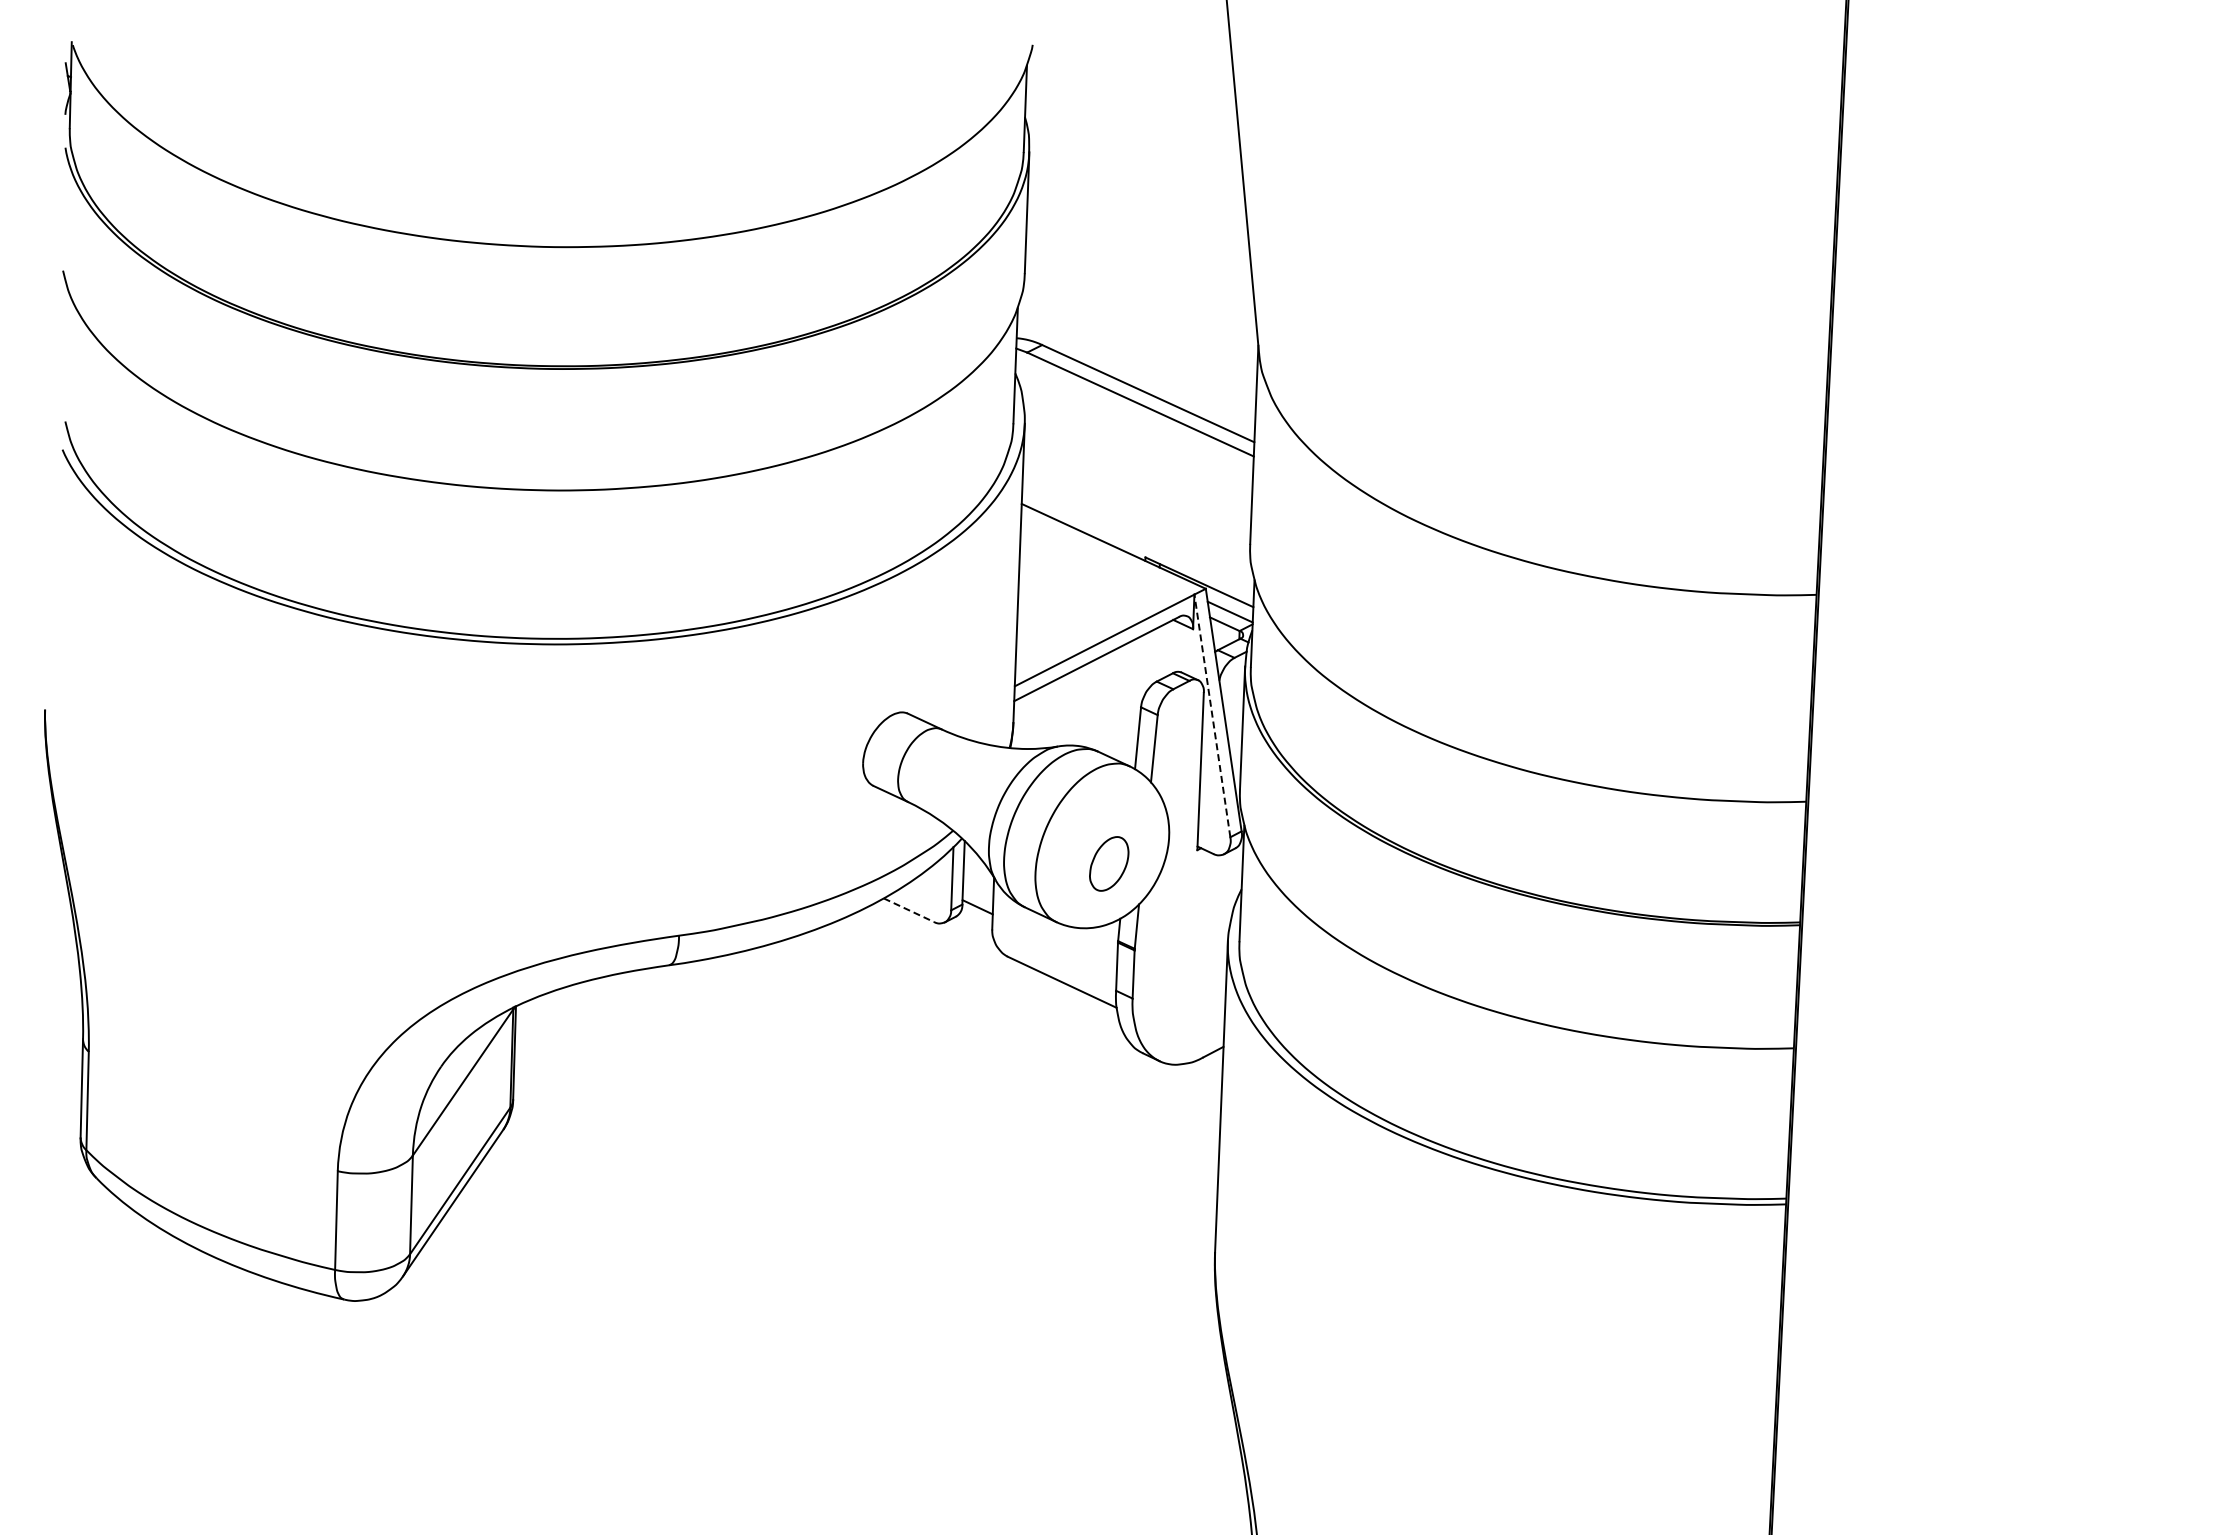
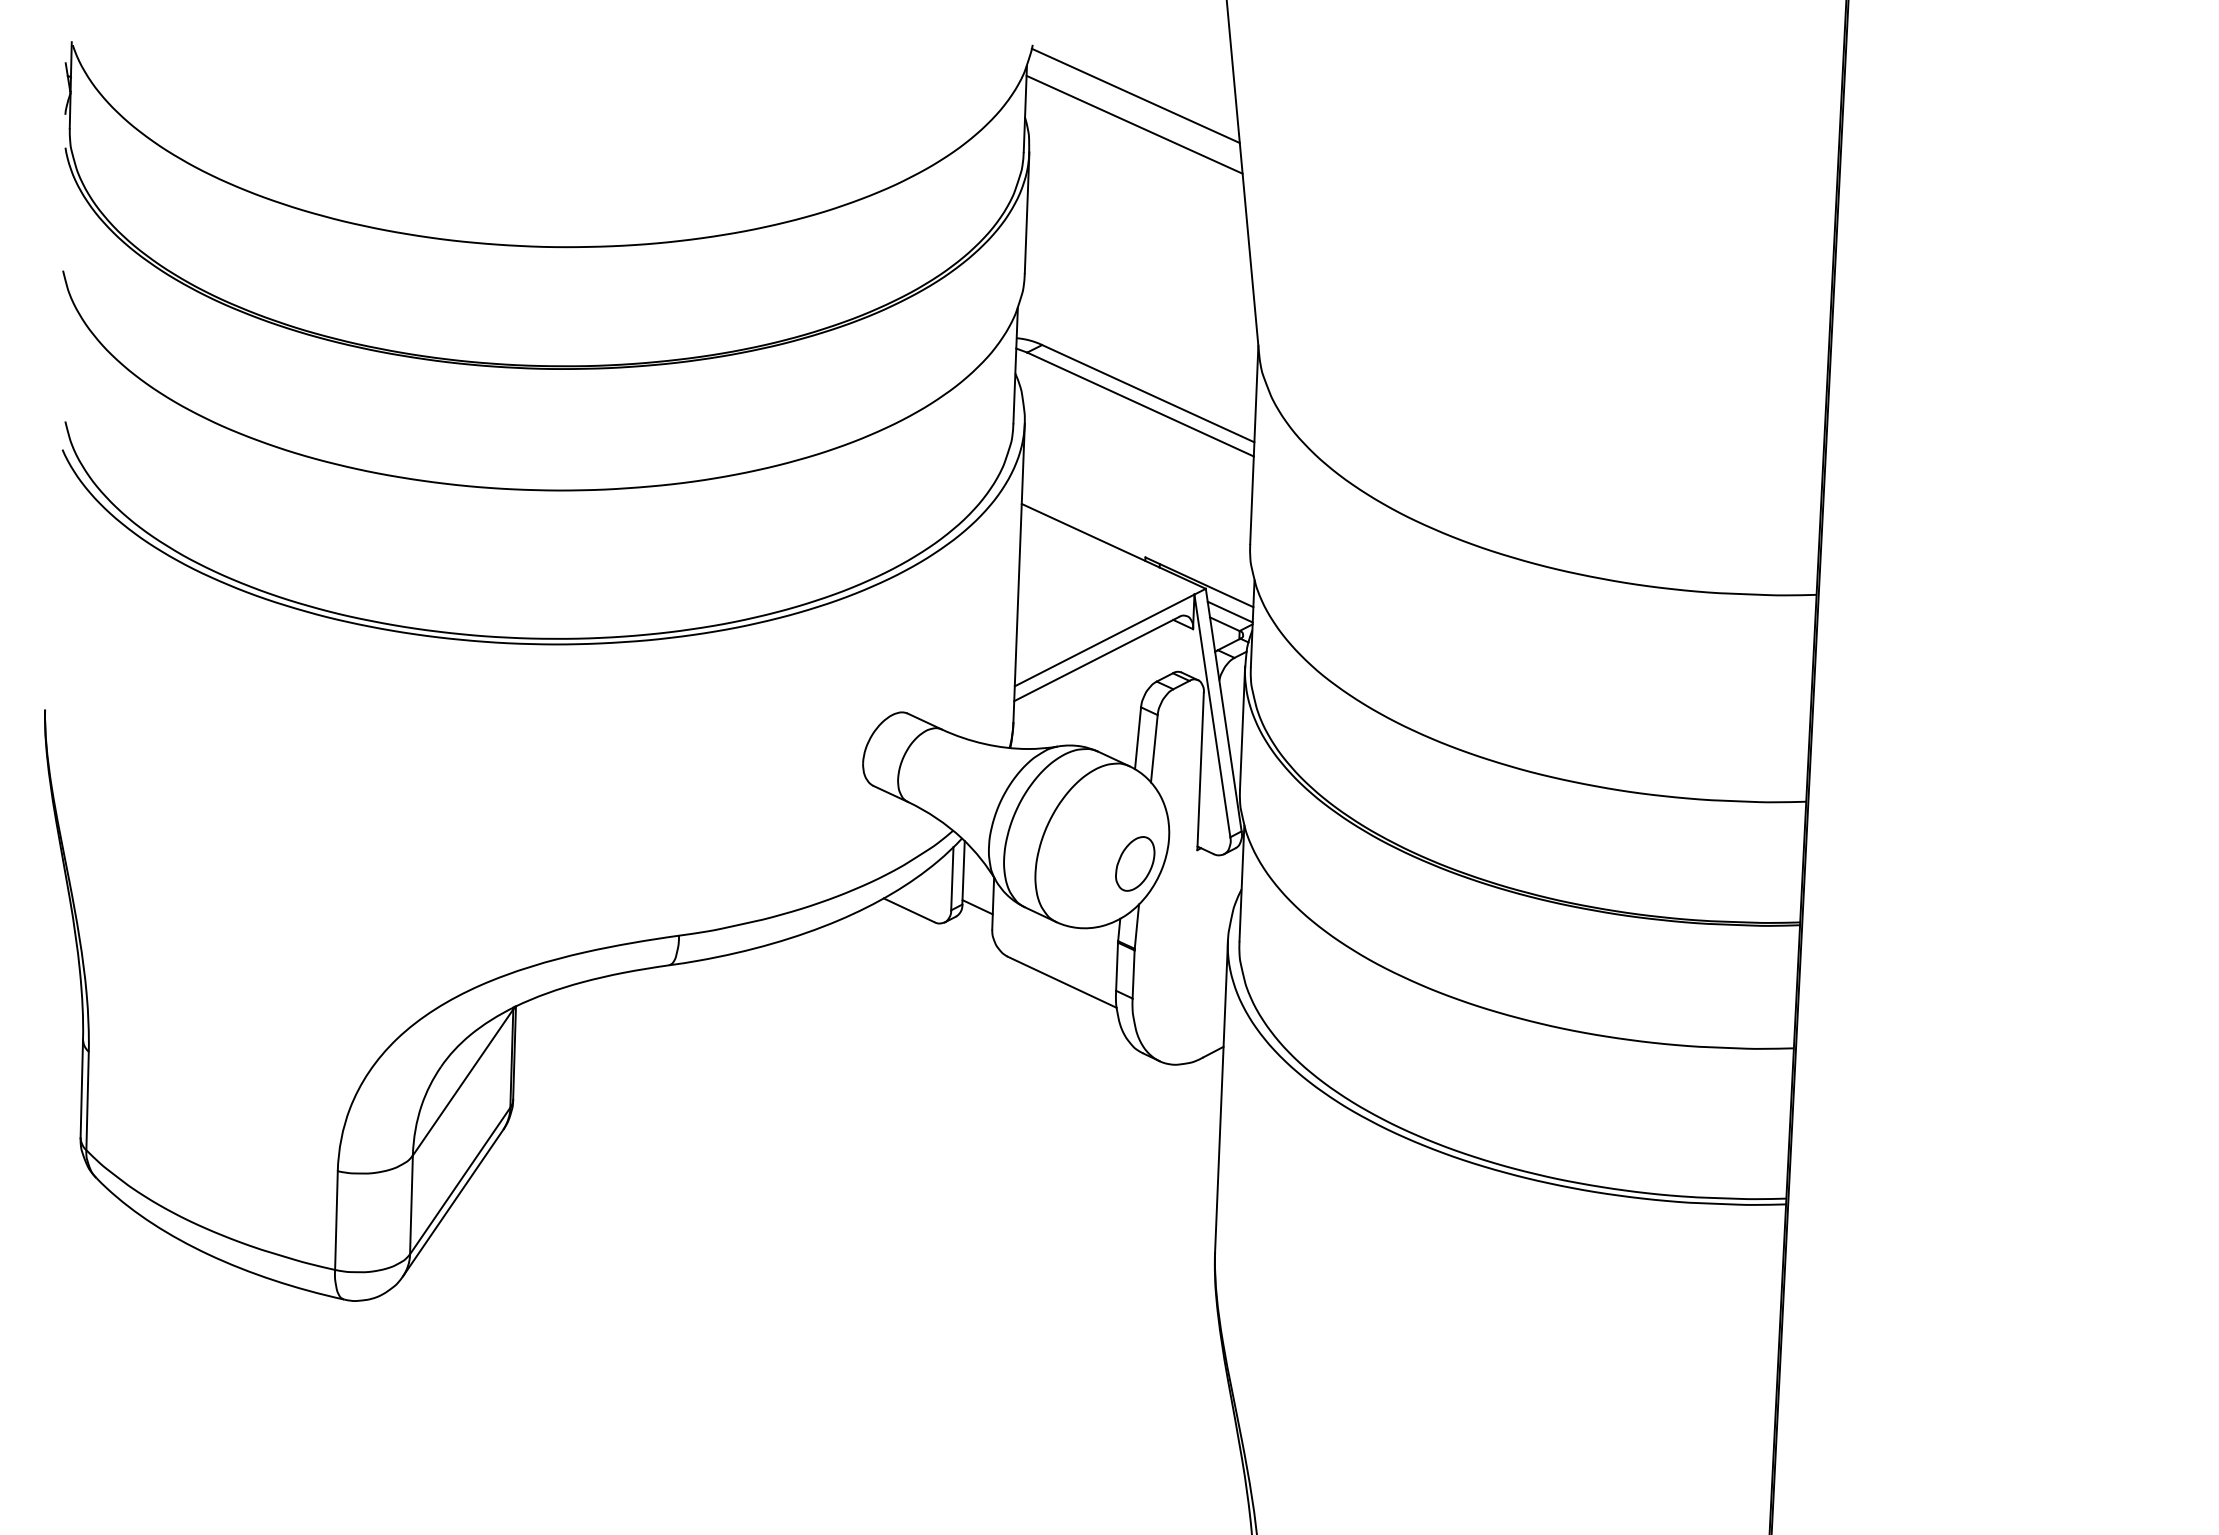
line: none -> present (1135, 95)
line: none -> present (1134, 124)
line: dashed -> solid (1212, 715)
part position: (1109, 863) -> (1135, 863) (1135, 863)
line: dashed -> solid (908, 910)
